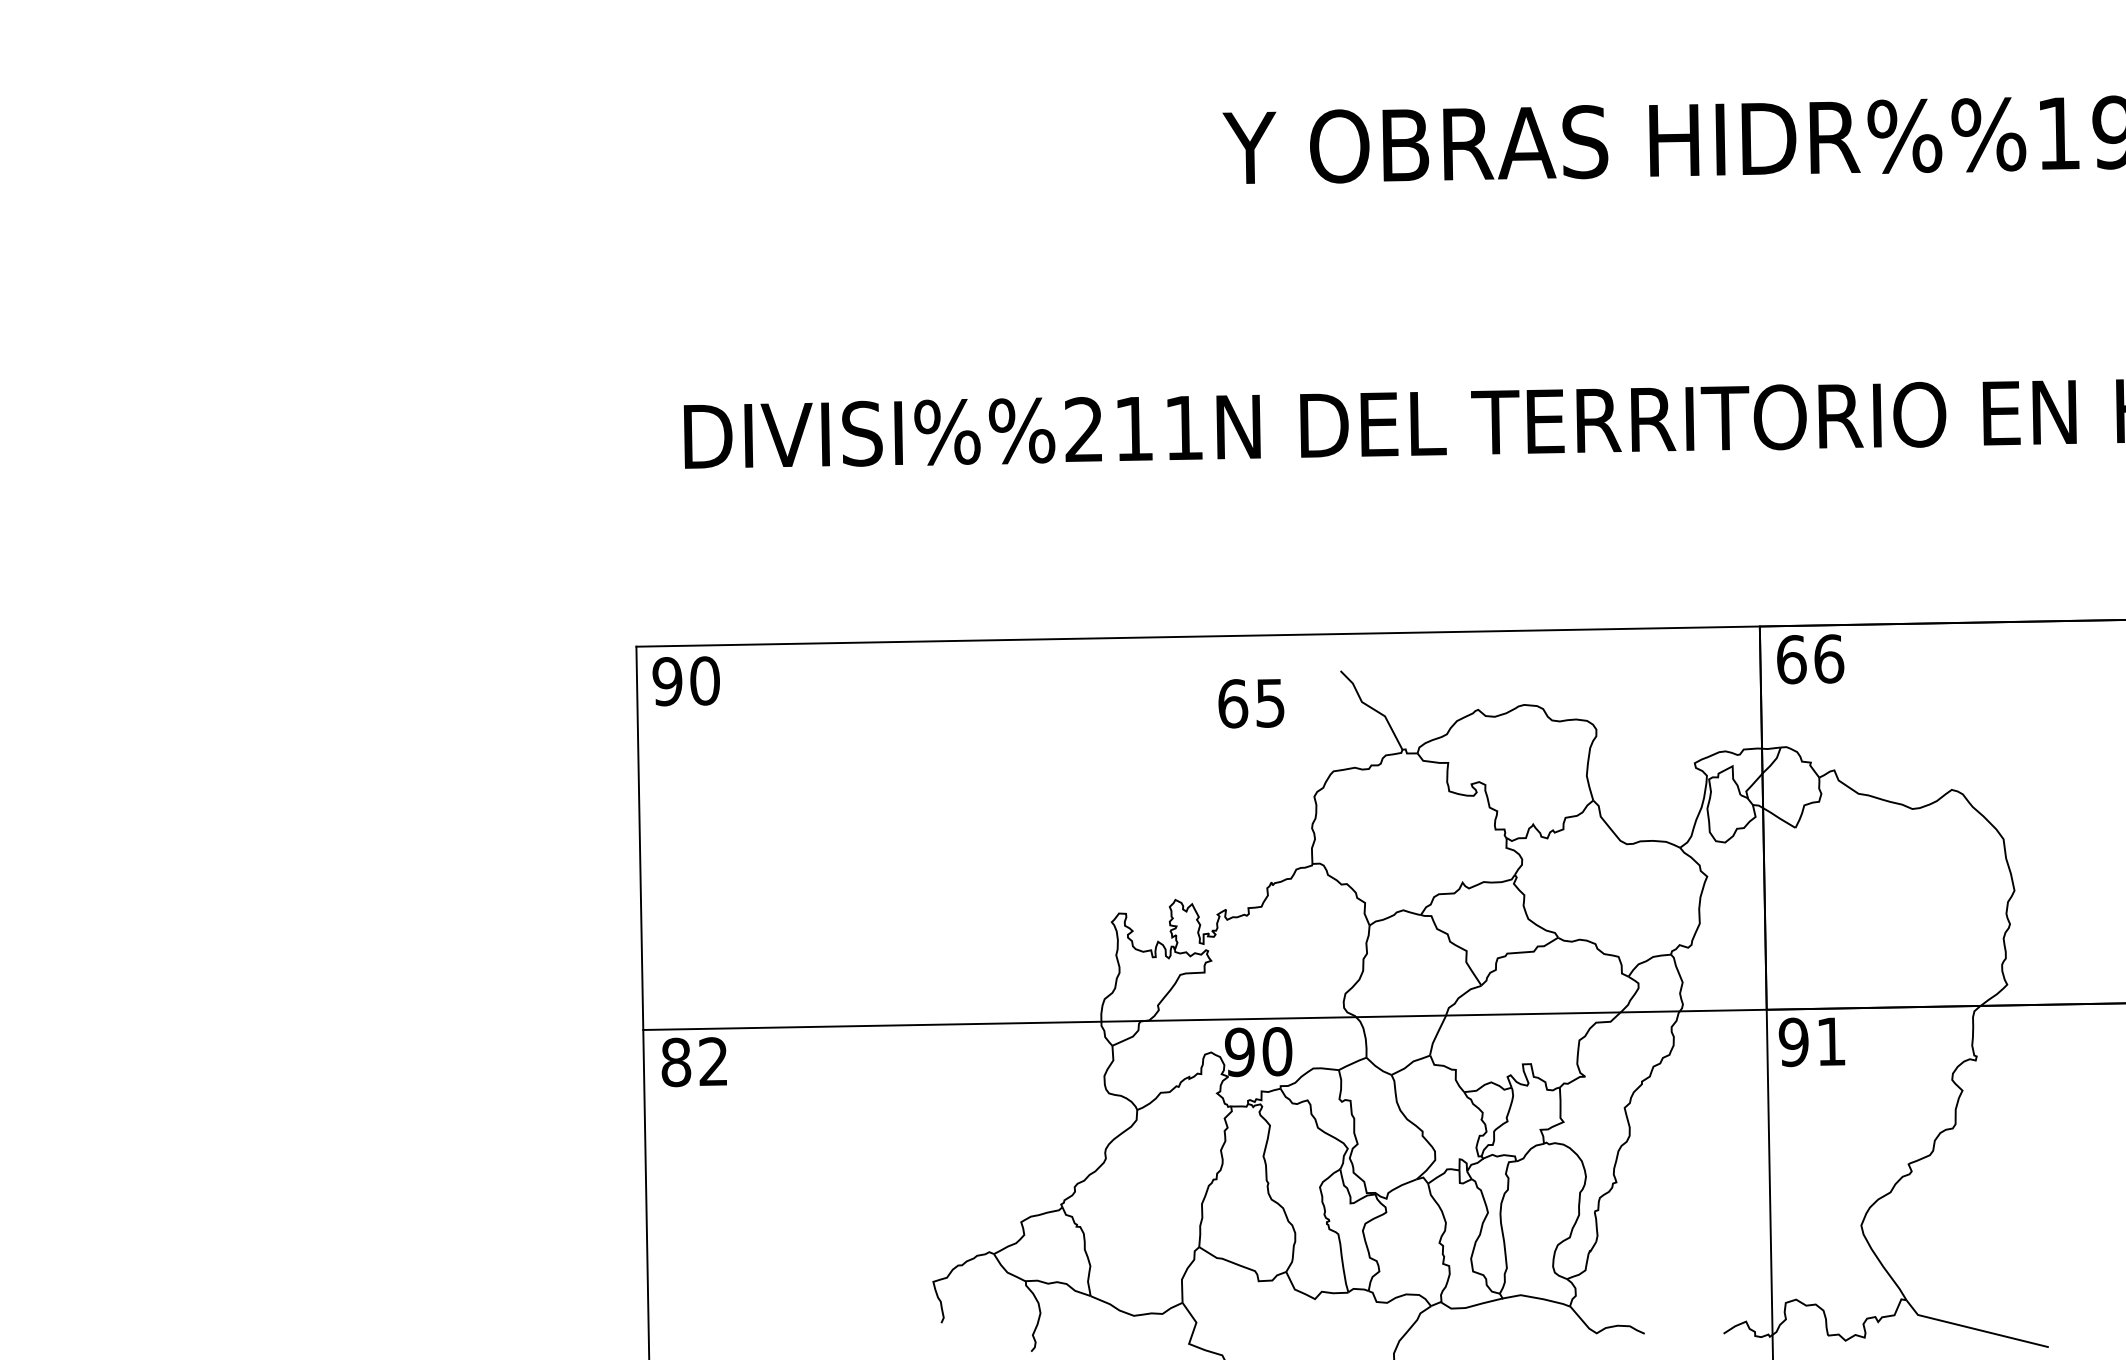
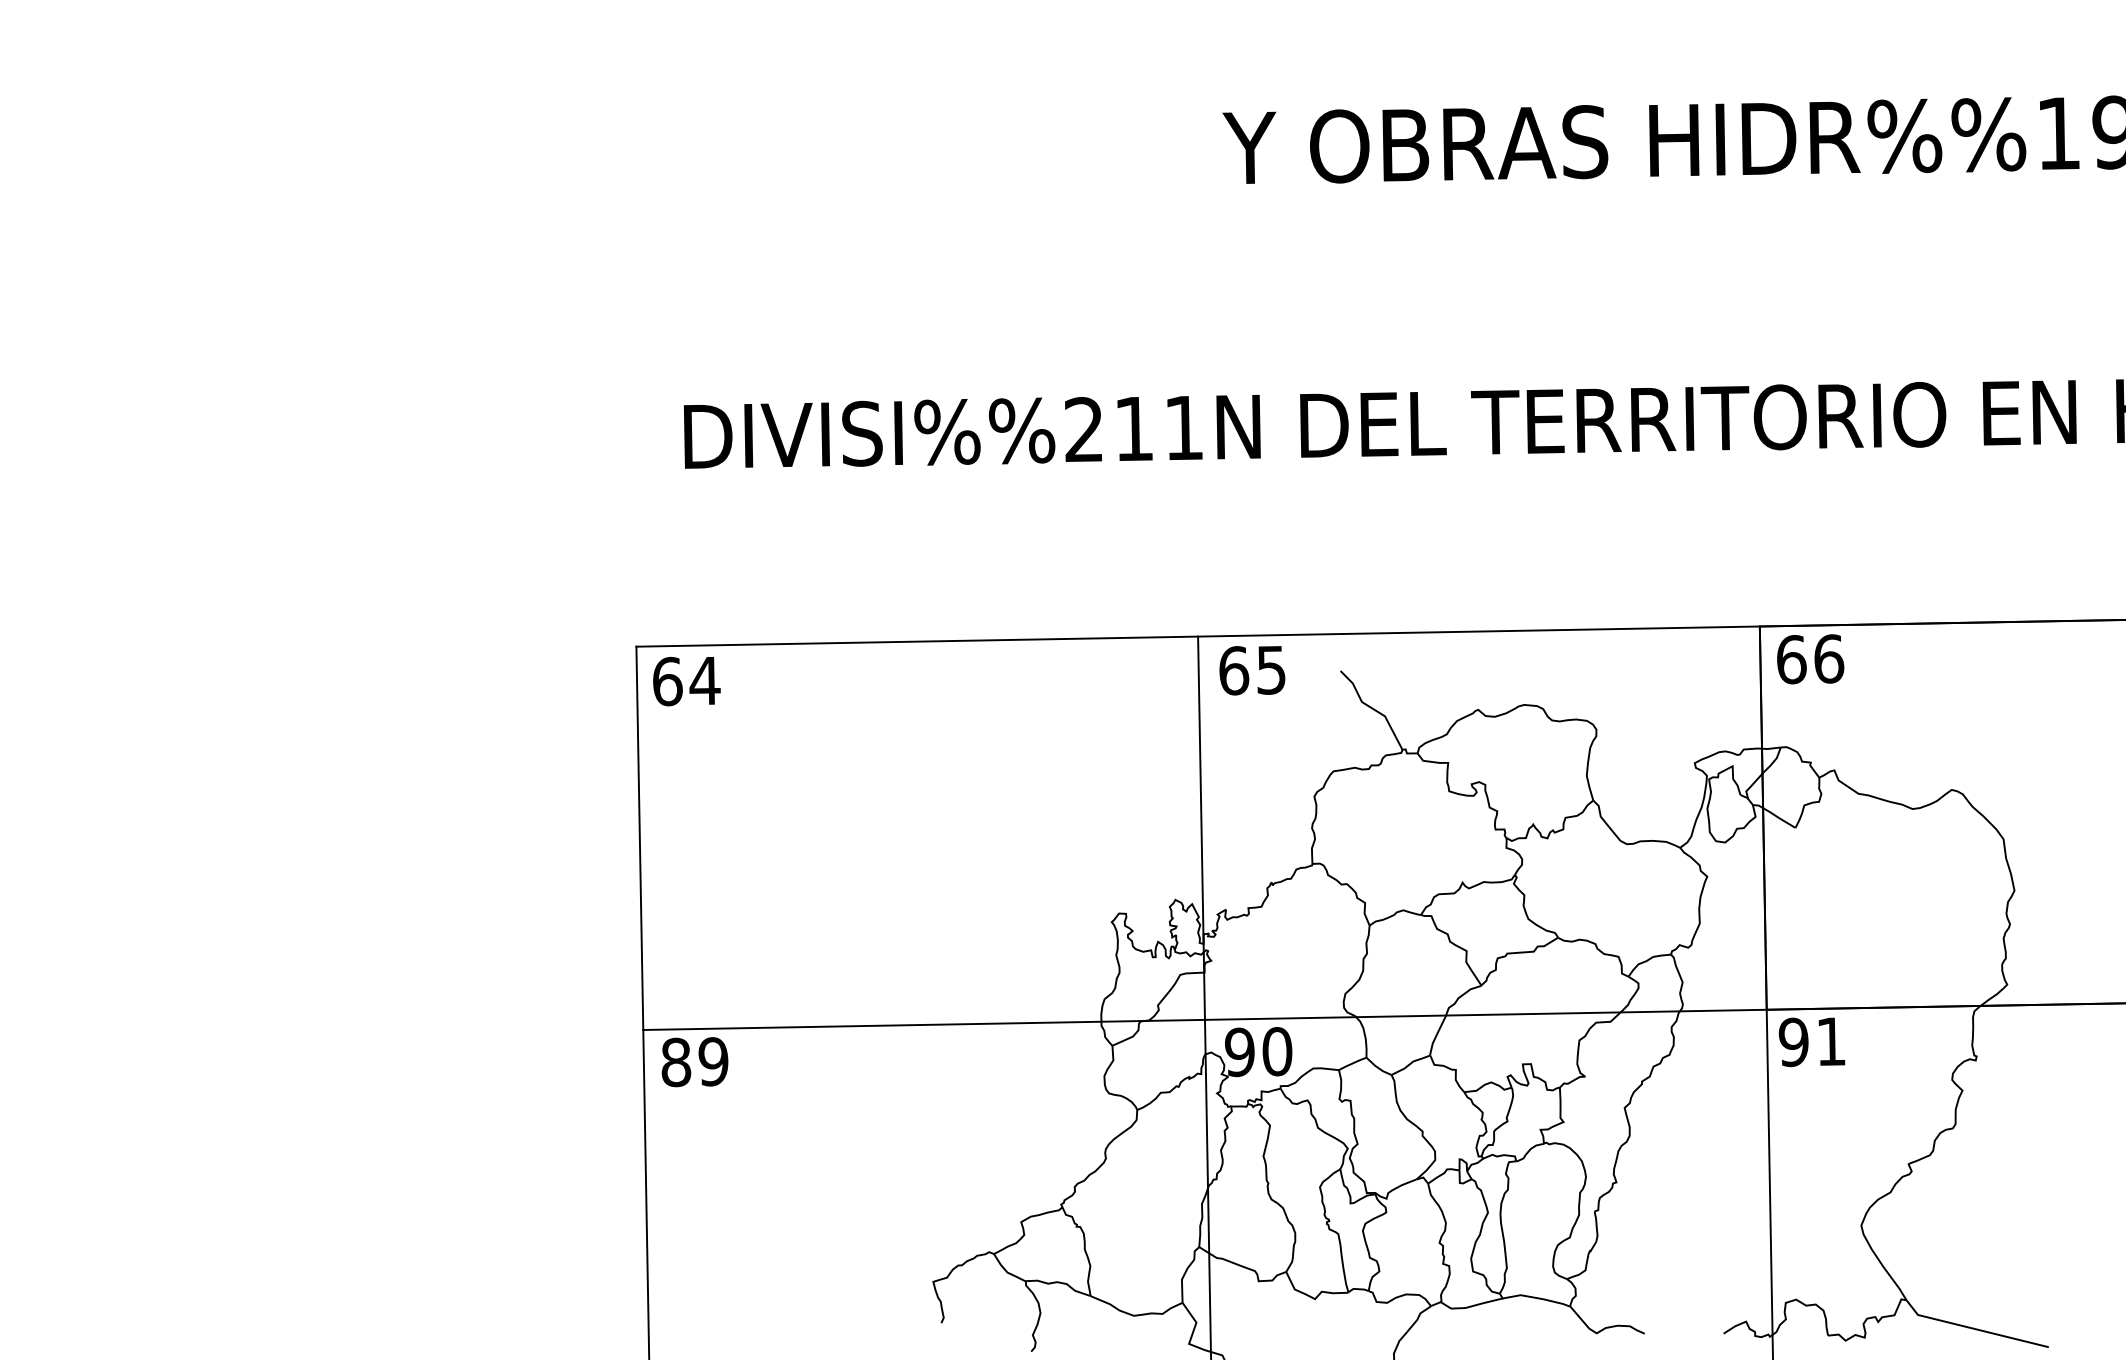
text: 90 -> 64 (686, 681)
text position: (1251, 703) -> (1252, 670) (1252, 670)
line: none -> present (1204, 996)
text: 82 -> 89 (713, 1061)
